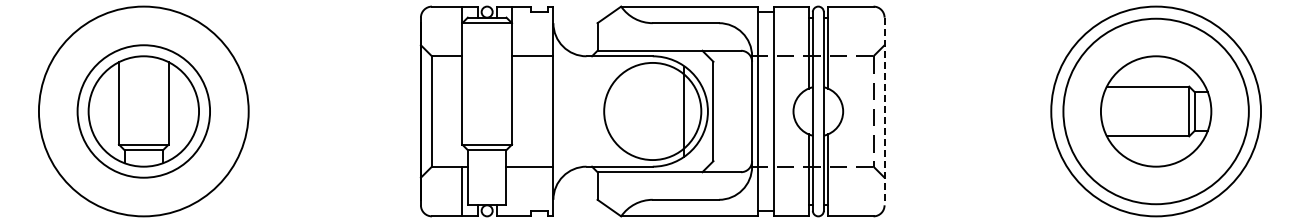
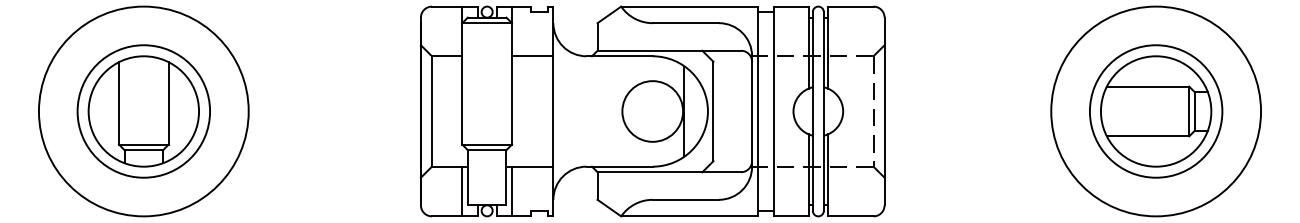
circle diameter: 97 px -> 61 px (652, 111)
line: dashed -> solid (884, 111)
circle diameter: 185 px -> 132 px (1155, 111)
line: none -> present (512, 191)
